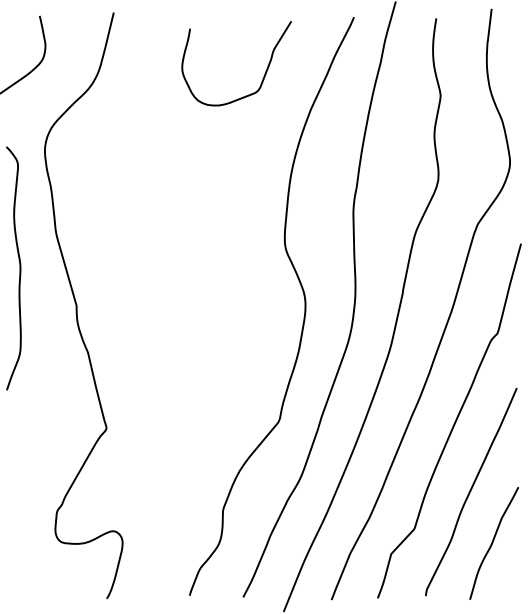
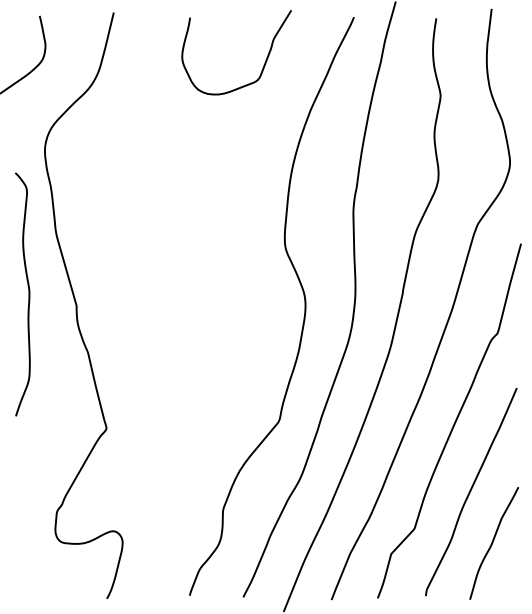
curve position: (264, 73) -> (264, 62) (264, 62)
curve position: (19, 268) -> (28, 294) (28, 294)
